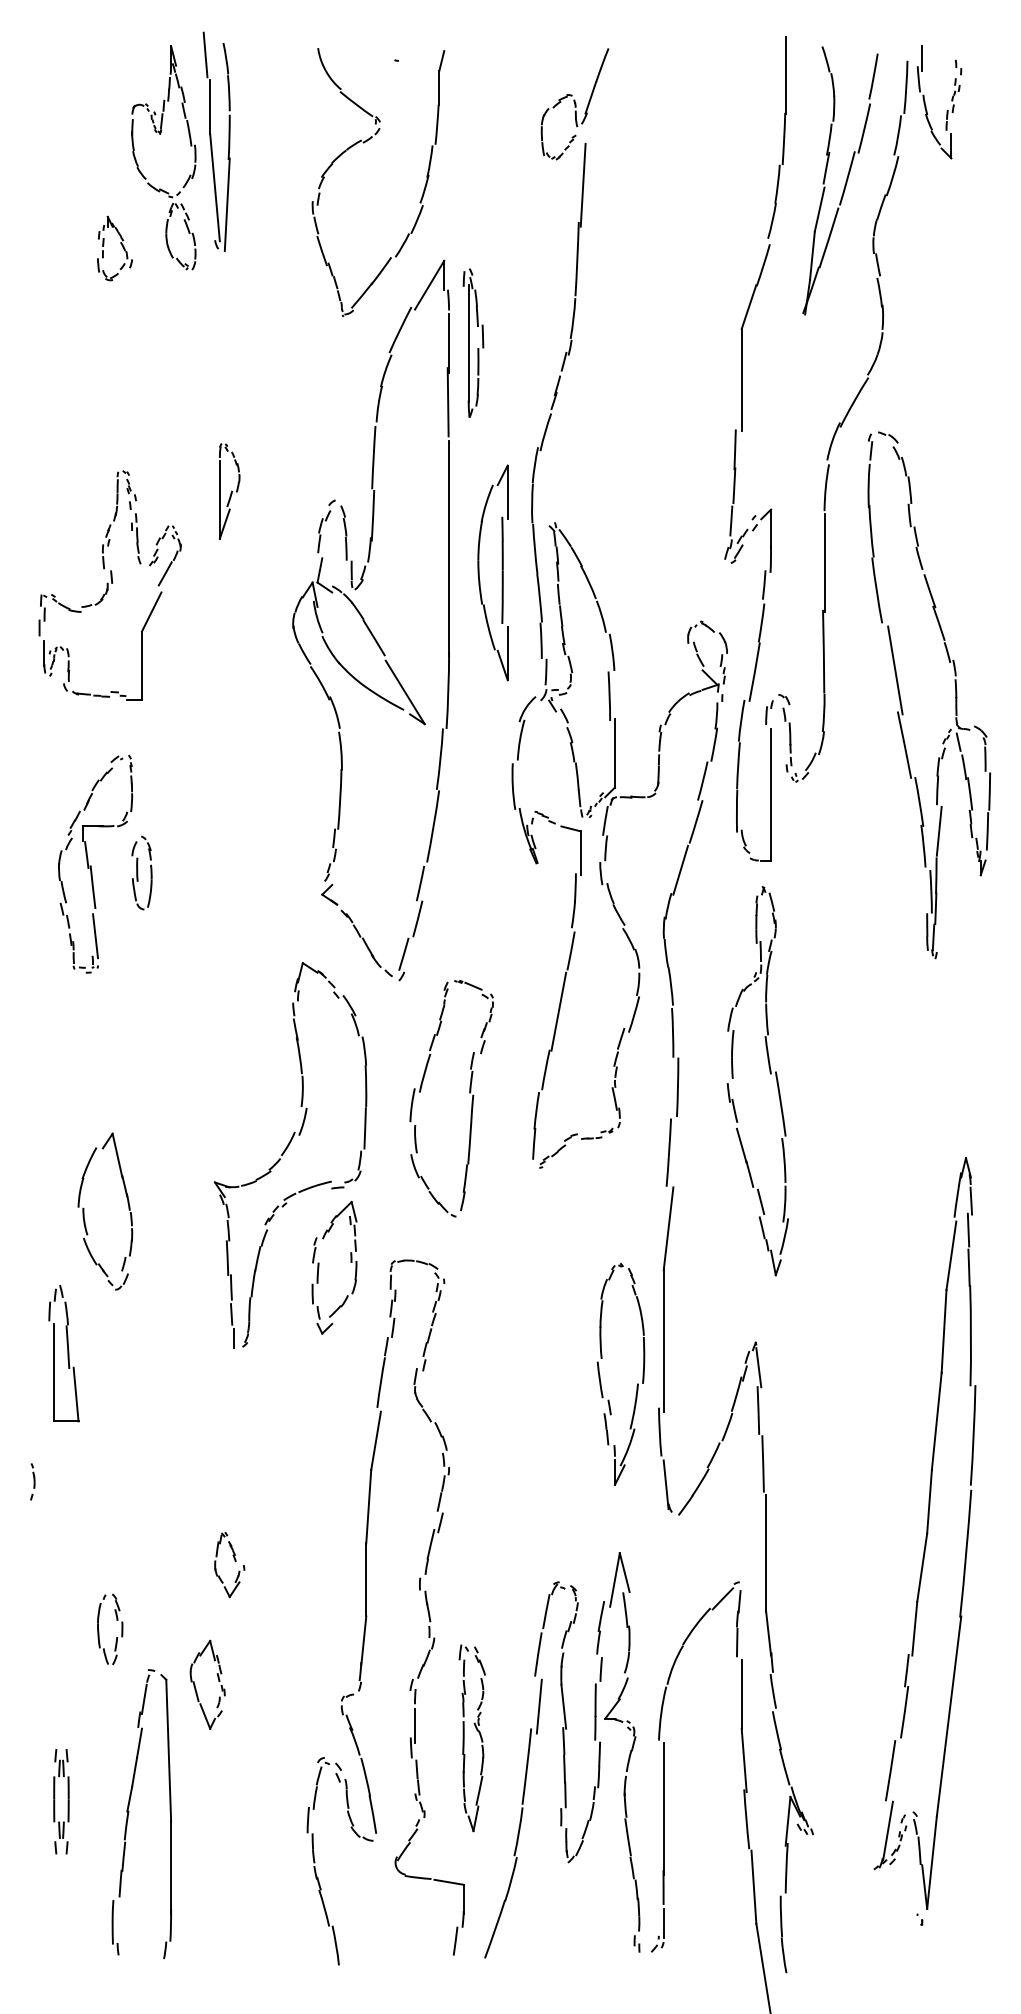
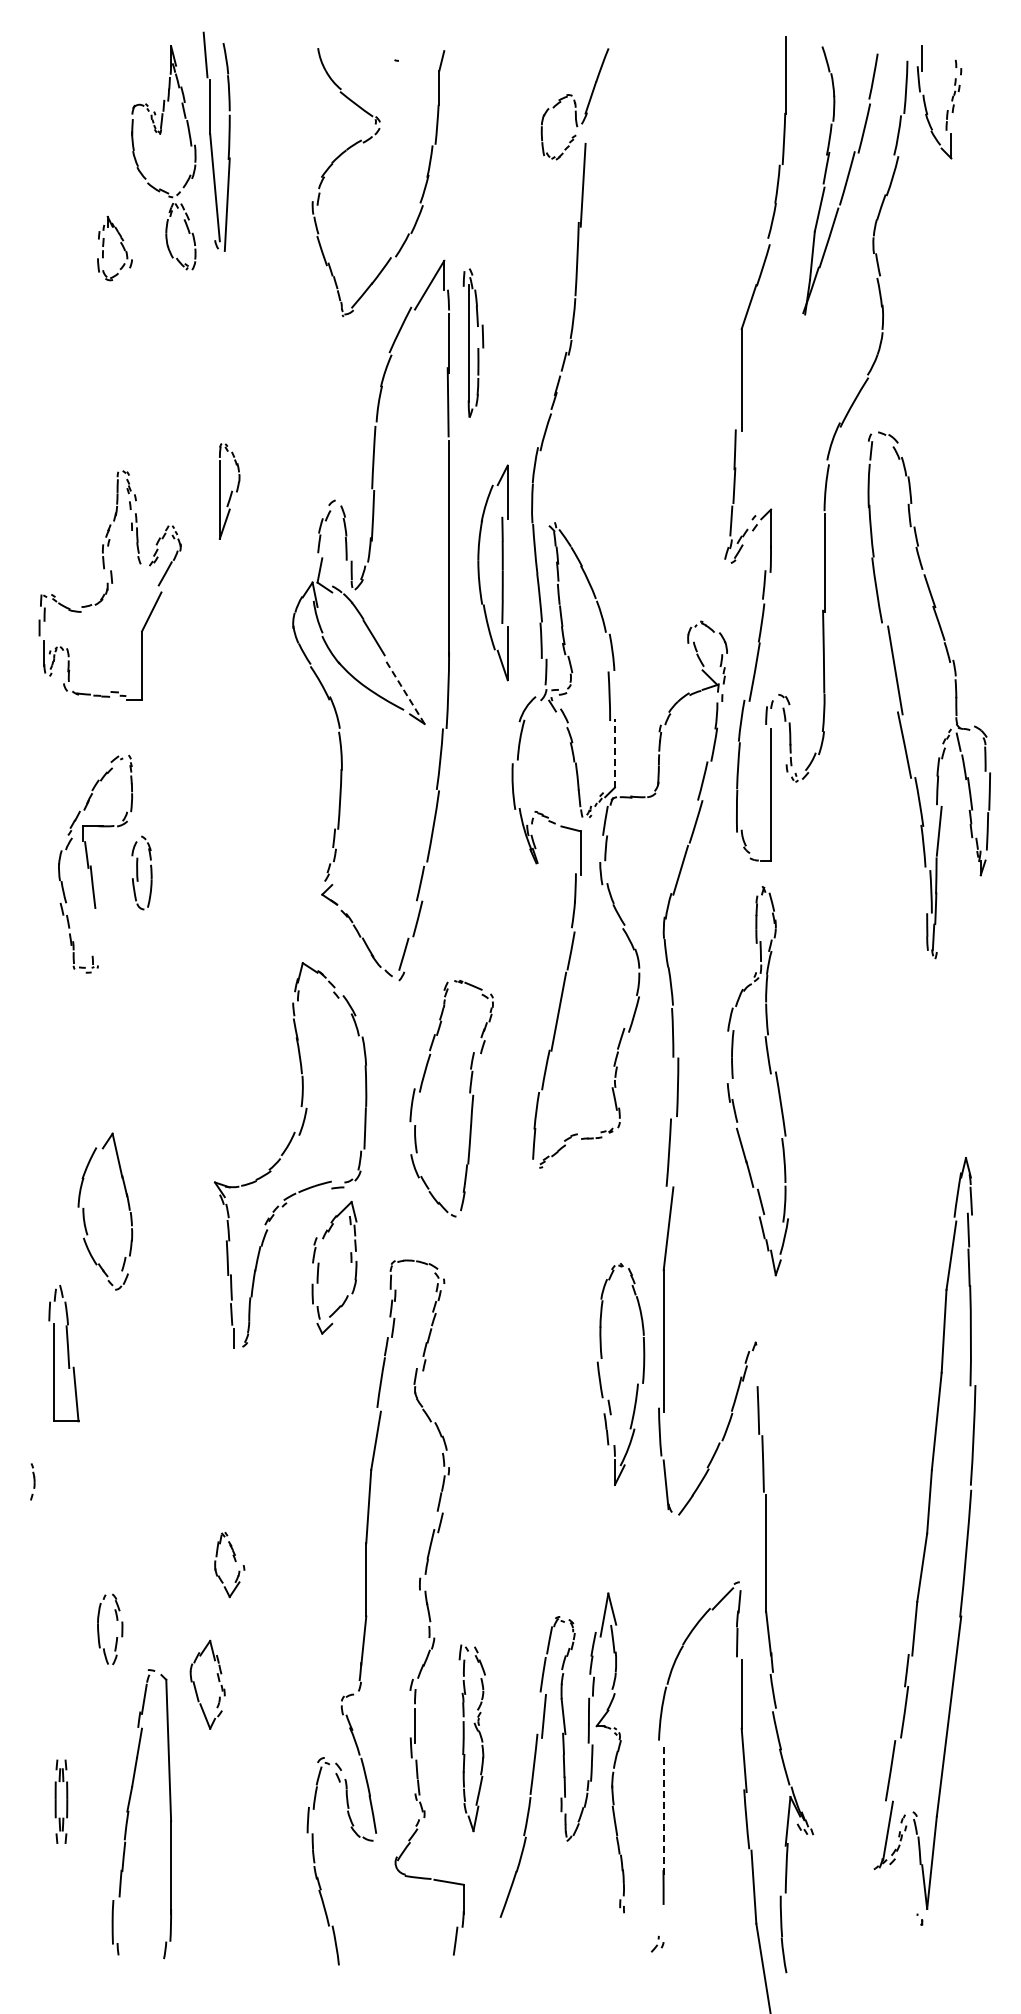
line: solid -> dashed (404, 691)
line: solid -> dashed (614, 752)
line: present -> none (95, 936)
line: present -> none (758, 1367)
part size: 157x407 px -> 126x326 px (561, 1754)
part size: 17x106 px -> 15x85 px (61, 1801)
line: solid -> dashed (663, 1809)
line: present -> none (663, 1923)
